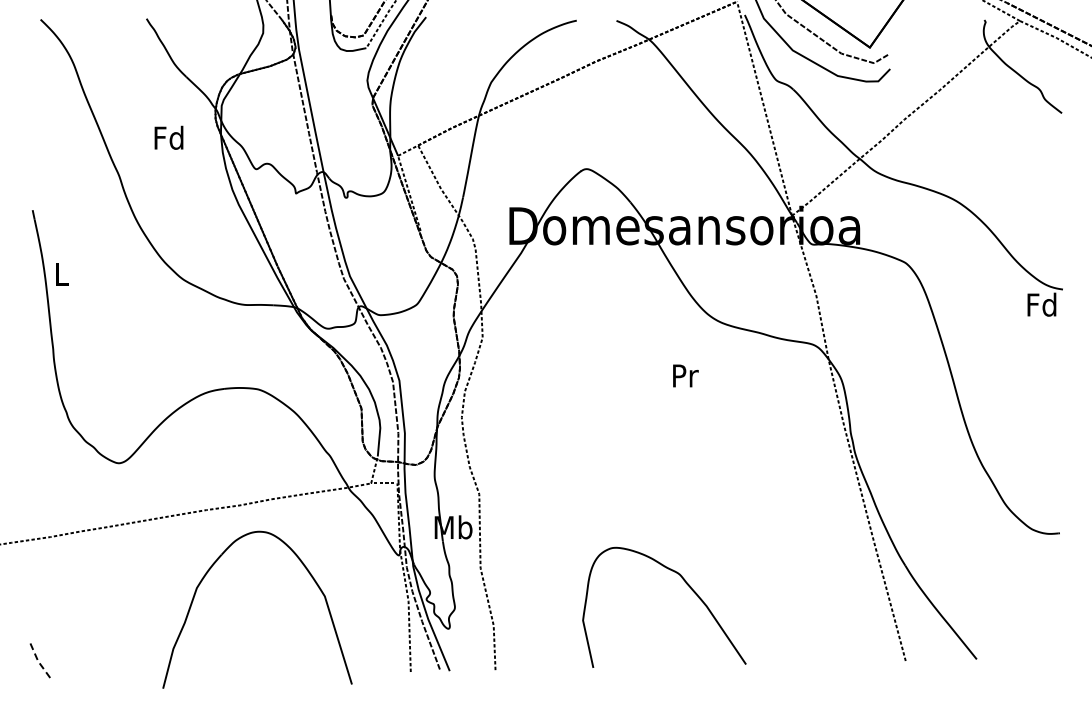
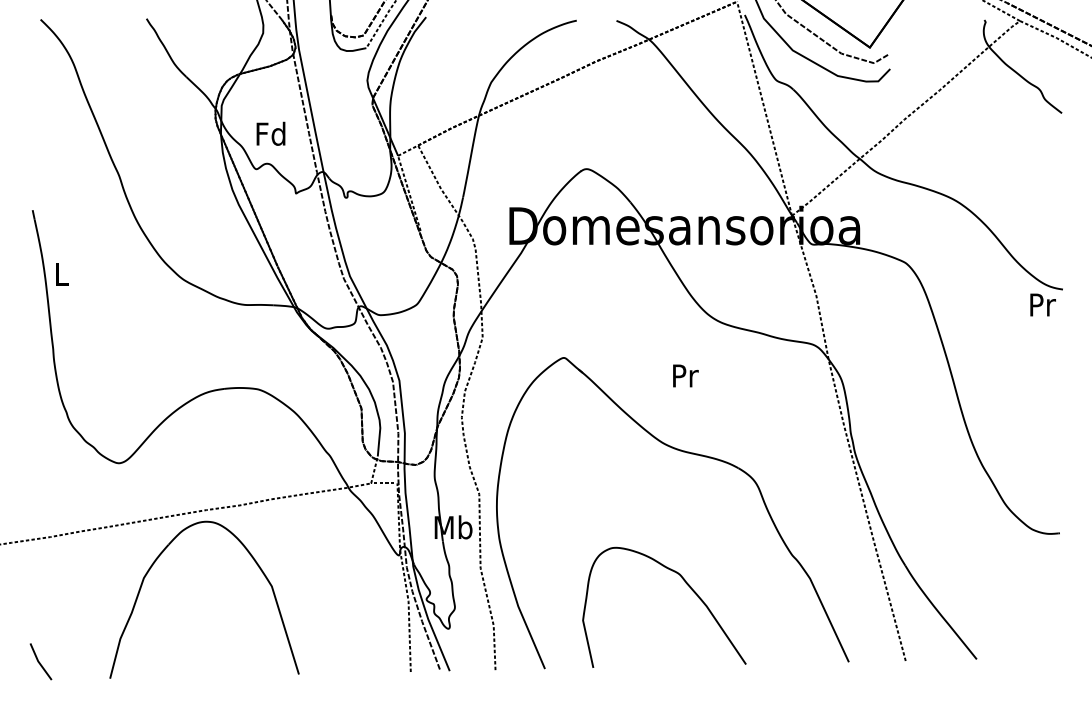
text position: (168, 137) -> (270, 133) (270, 133)
text: Fd -> Pr (1041, 304)
part: none -> present (687, 453)
part position: (206, 575) -> (153, 565) (153, 565)
line: dashed -> solid (39, 662)
